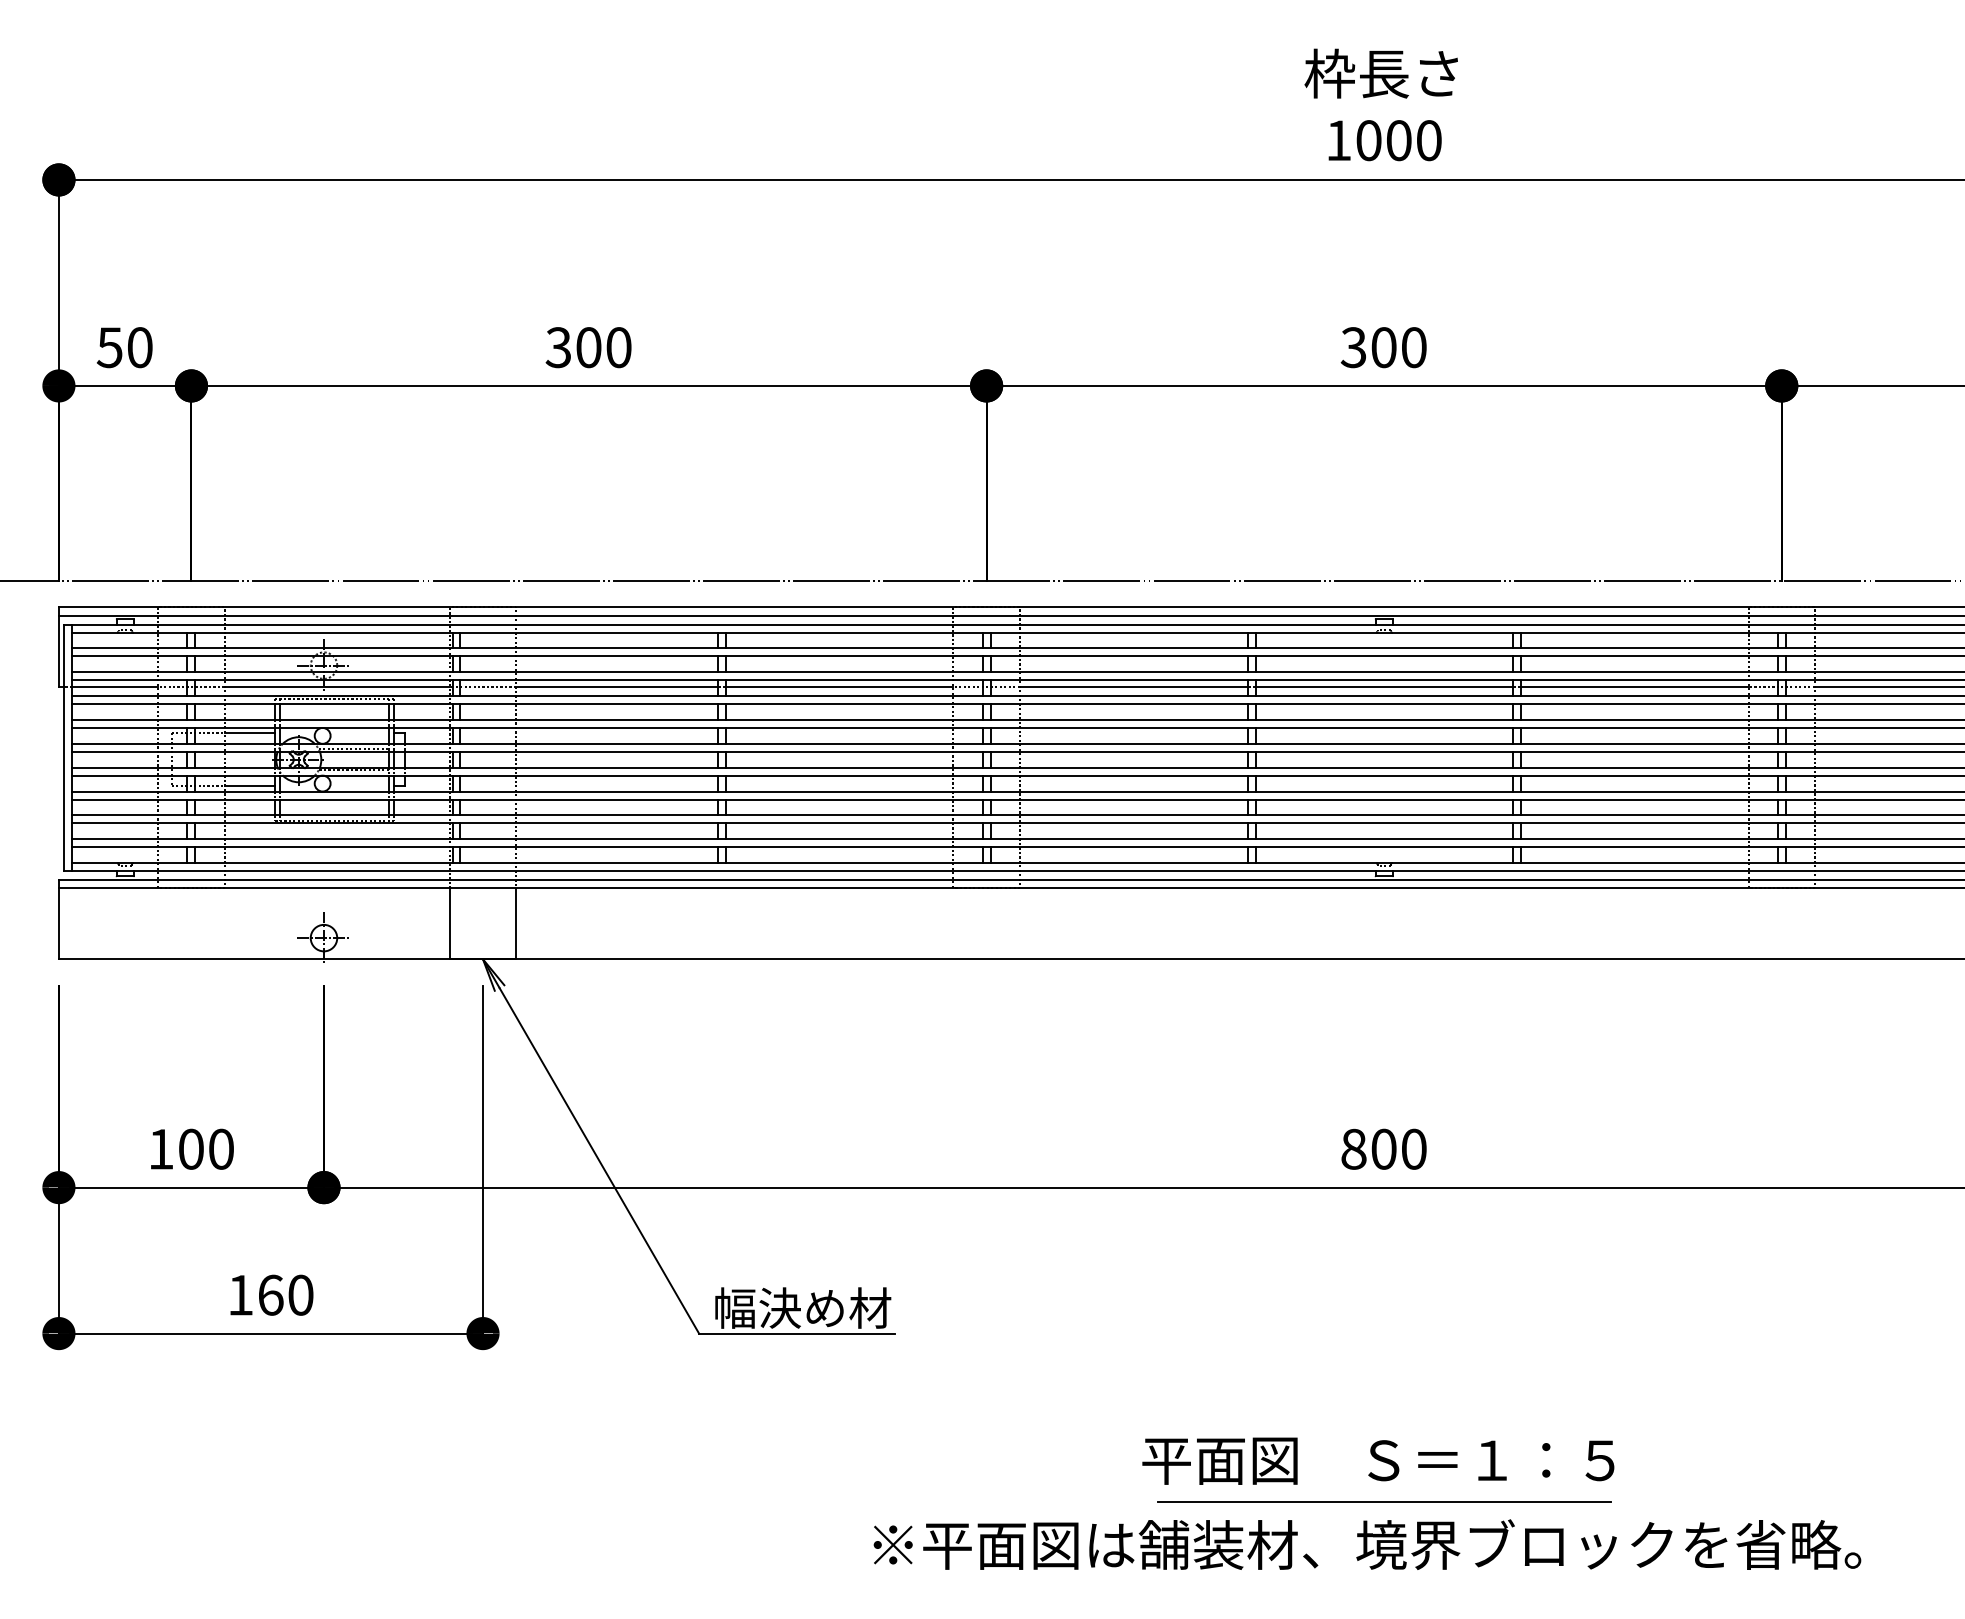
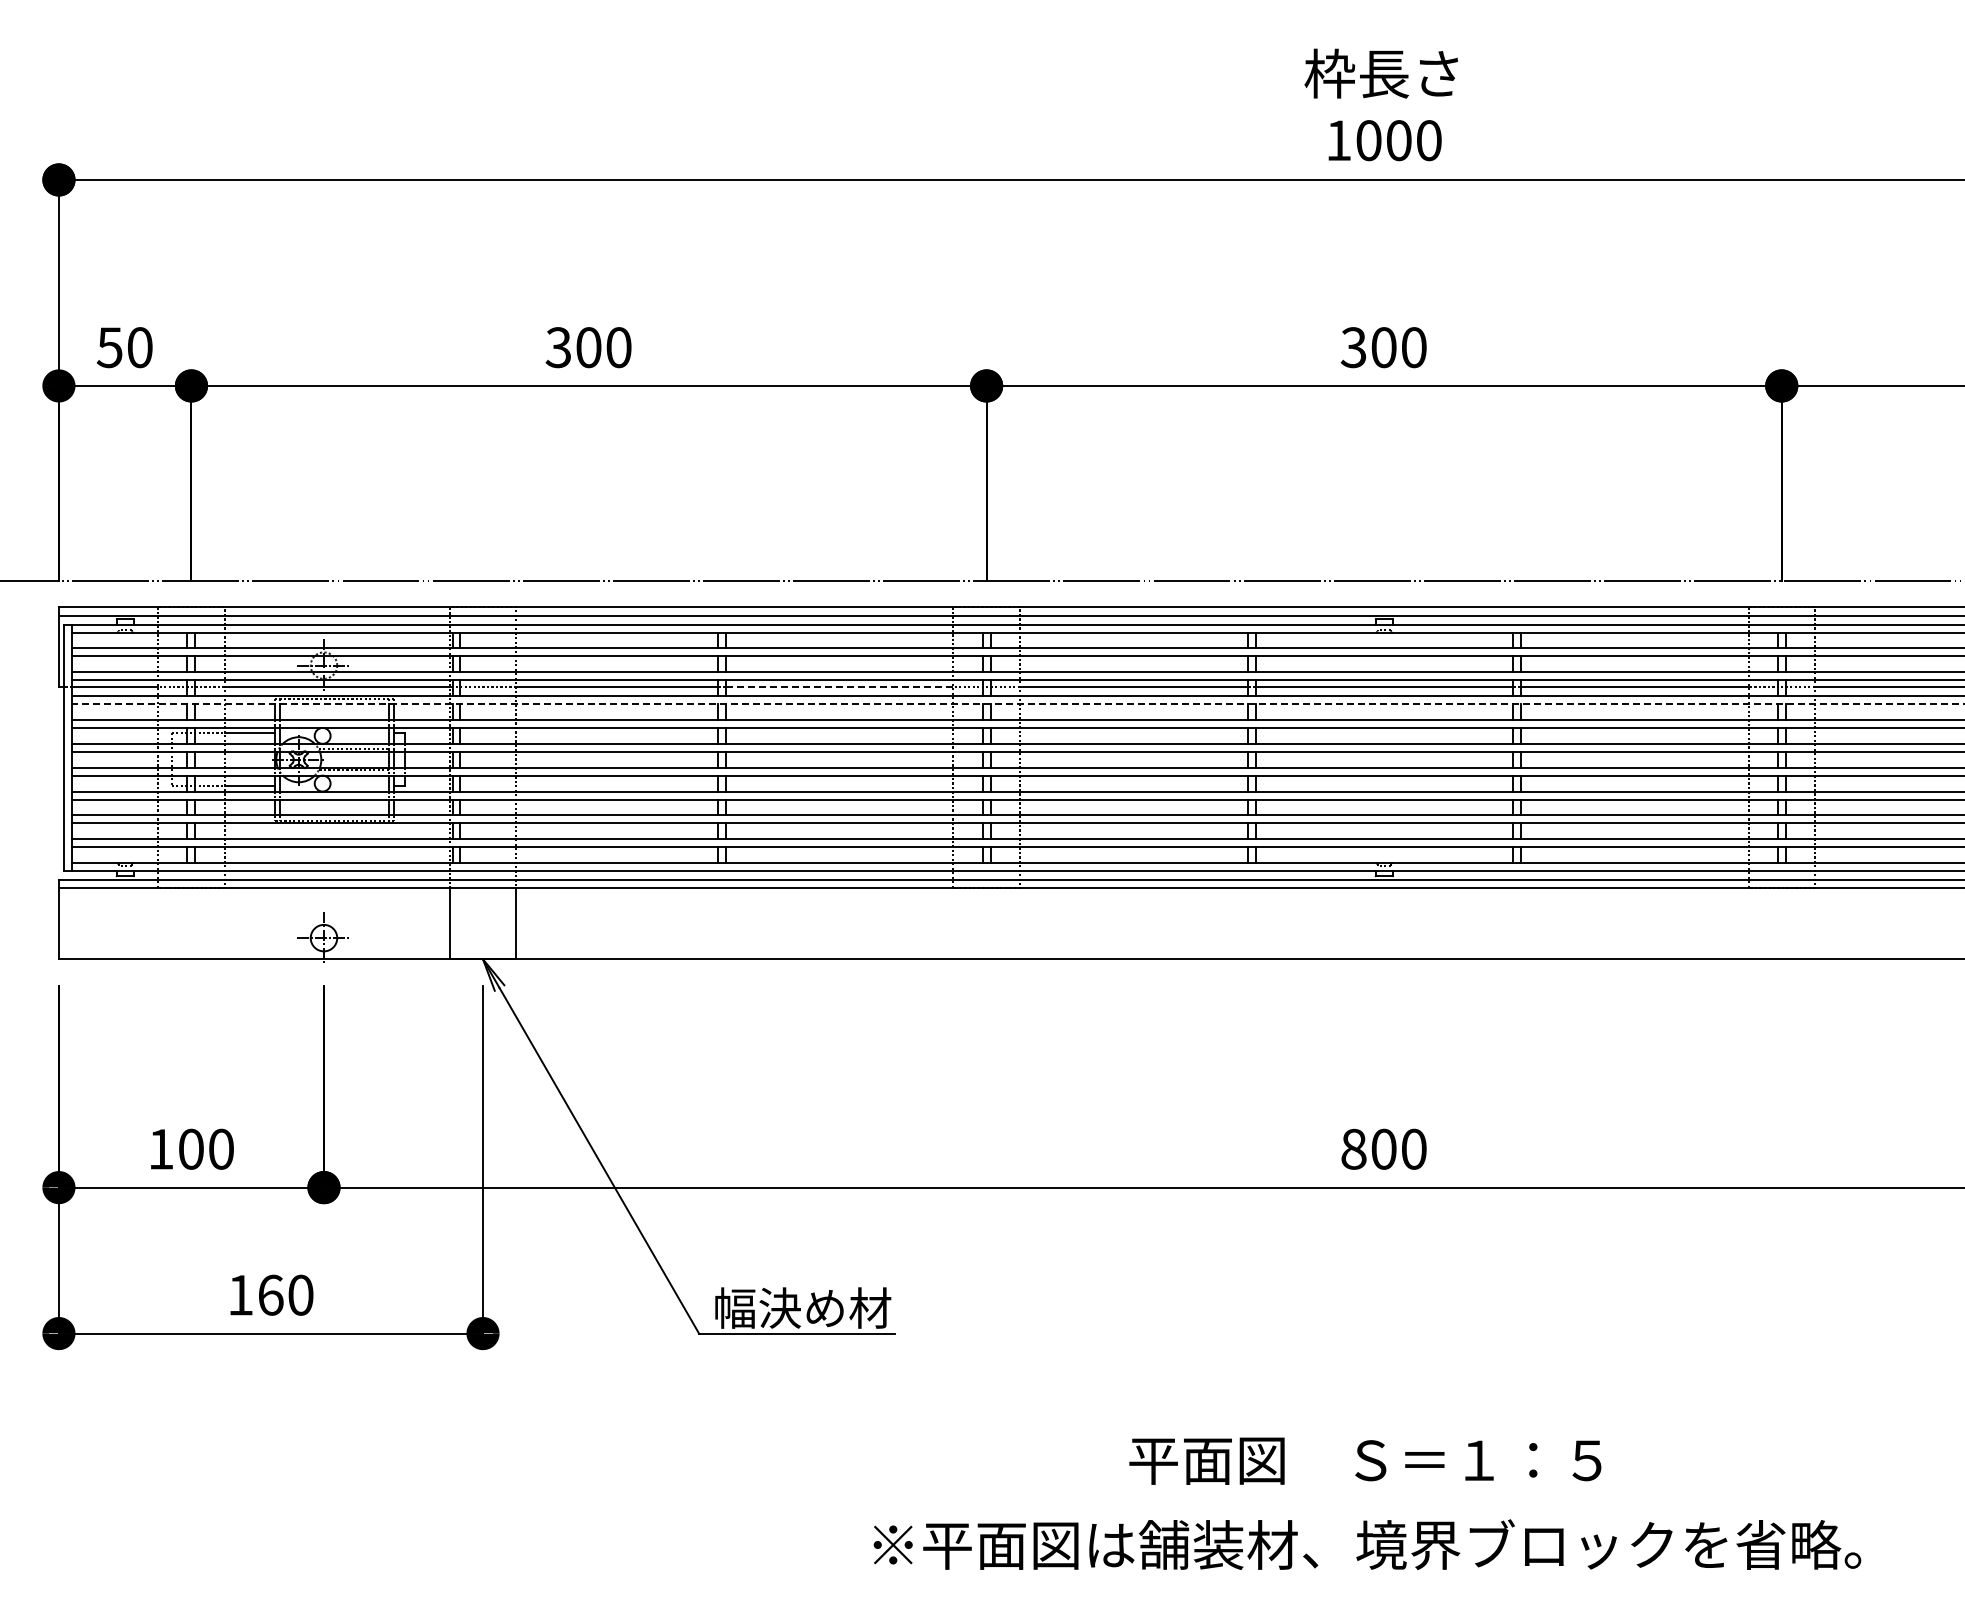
line: solid -> dashed (839, 686)
line: solid -> dashed (1018, 704)
text position: (1378, 1460) -> (1365, 1460) (1365, 1460)
line: present -> none (1383, 1501)
